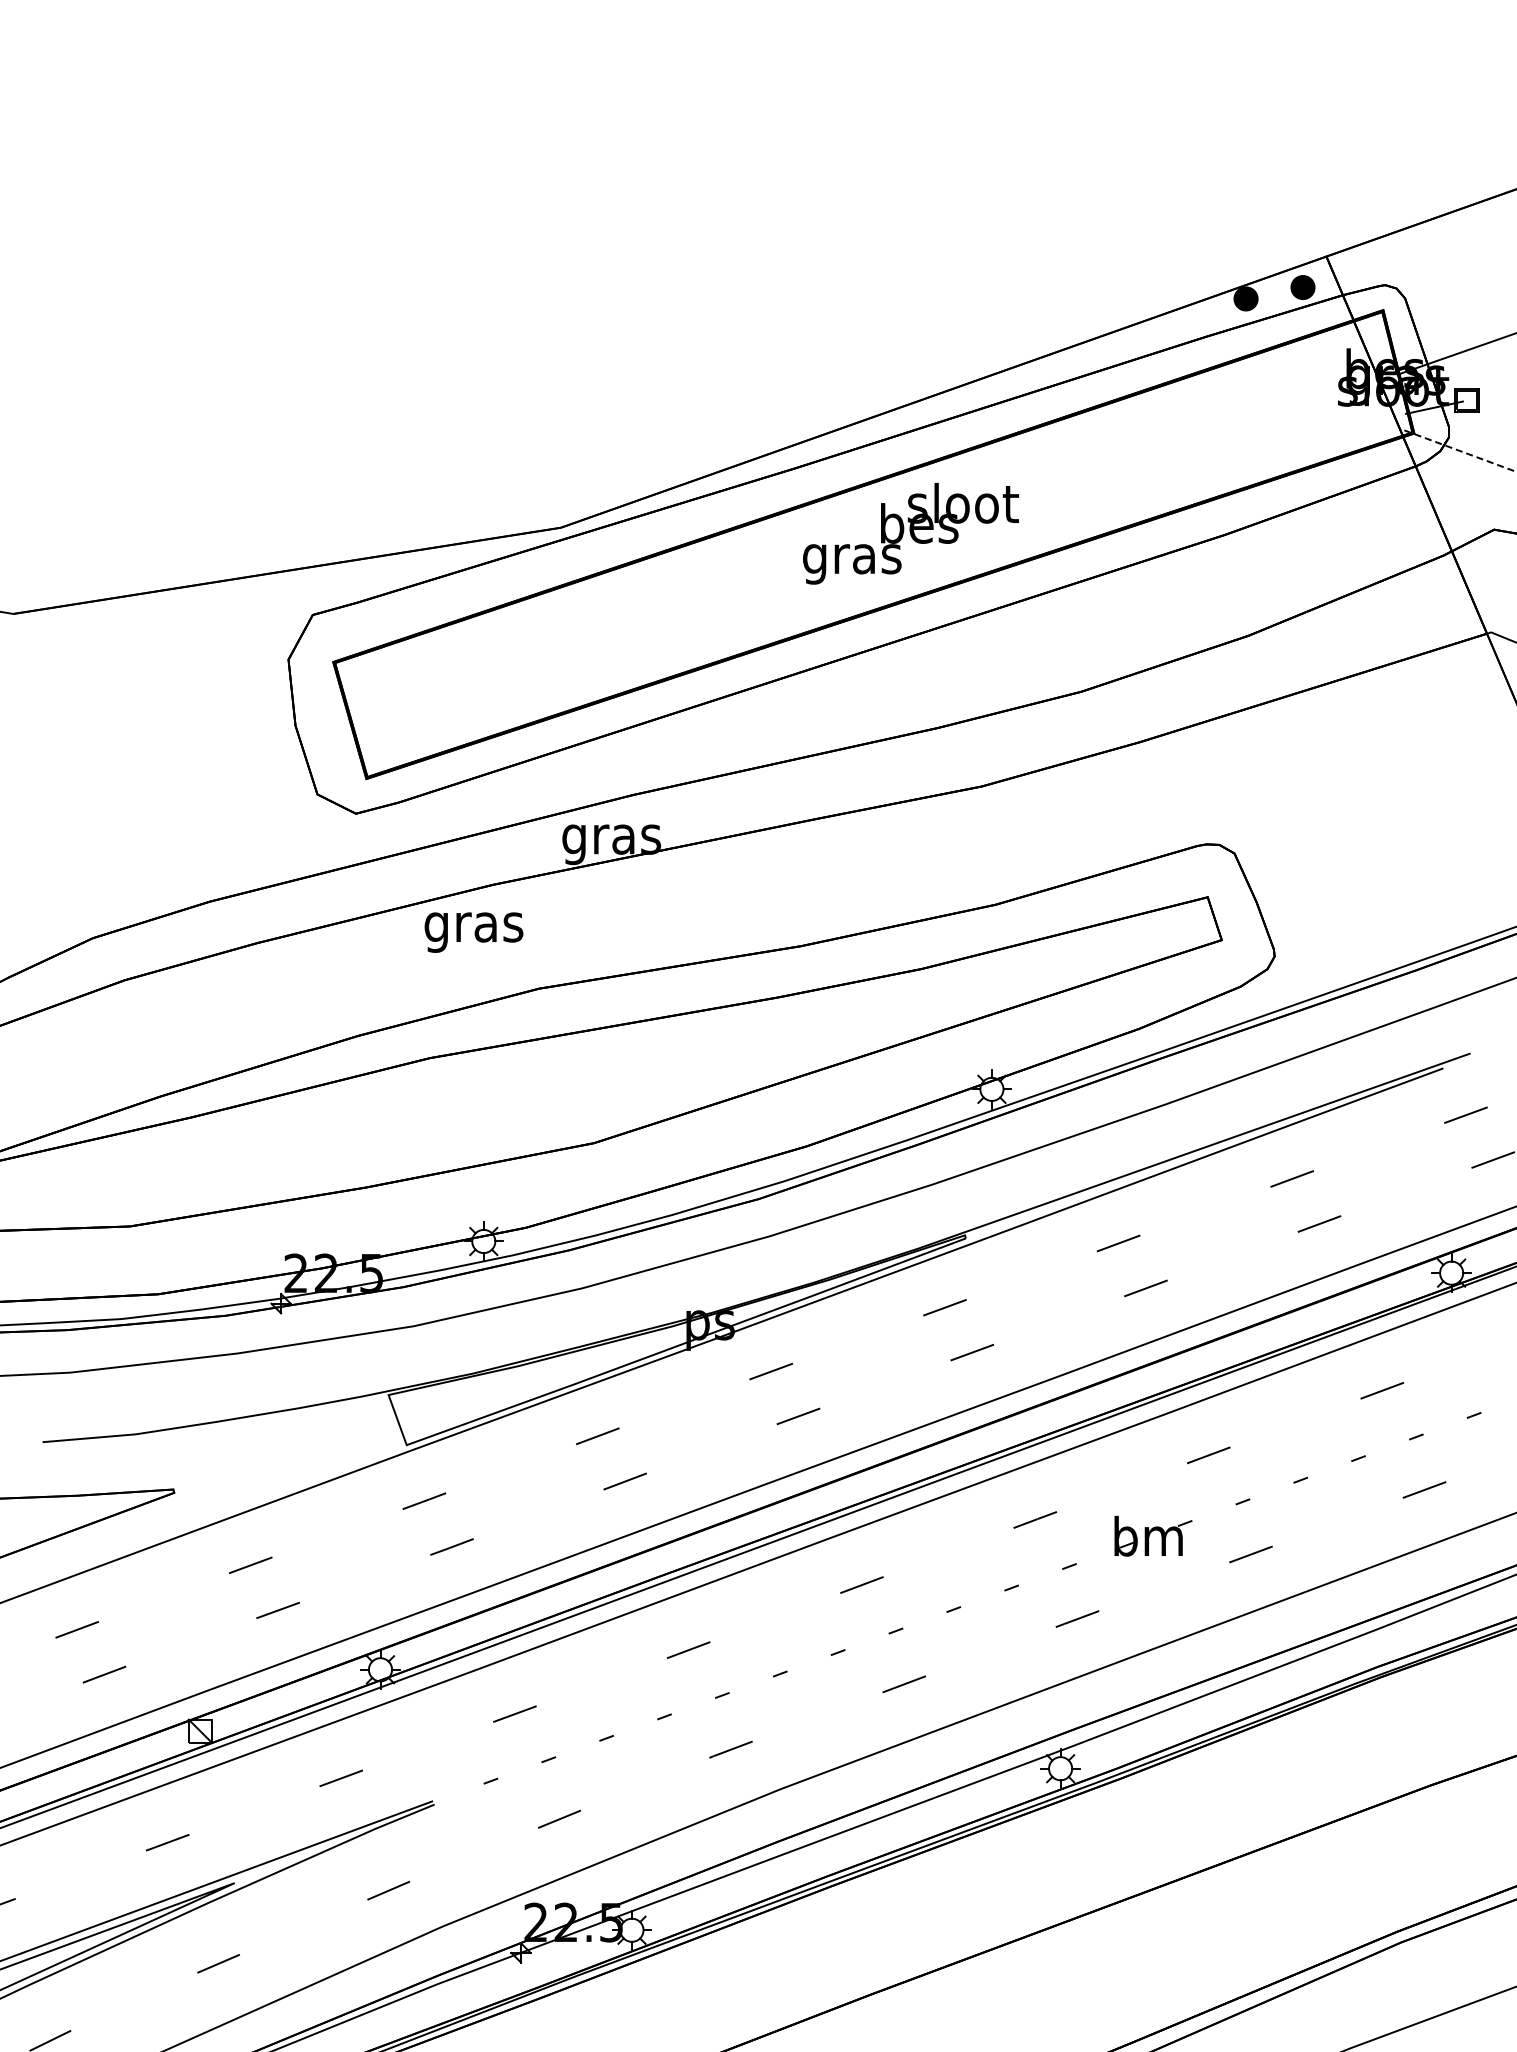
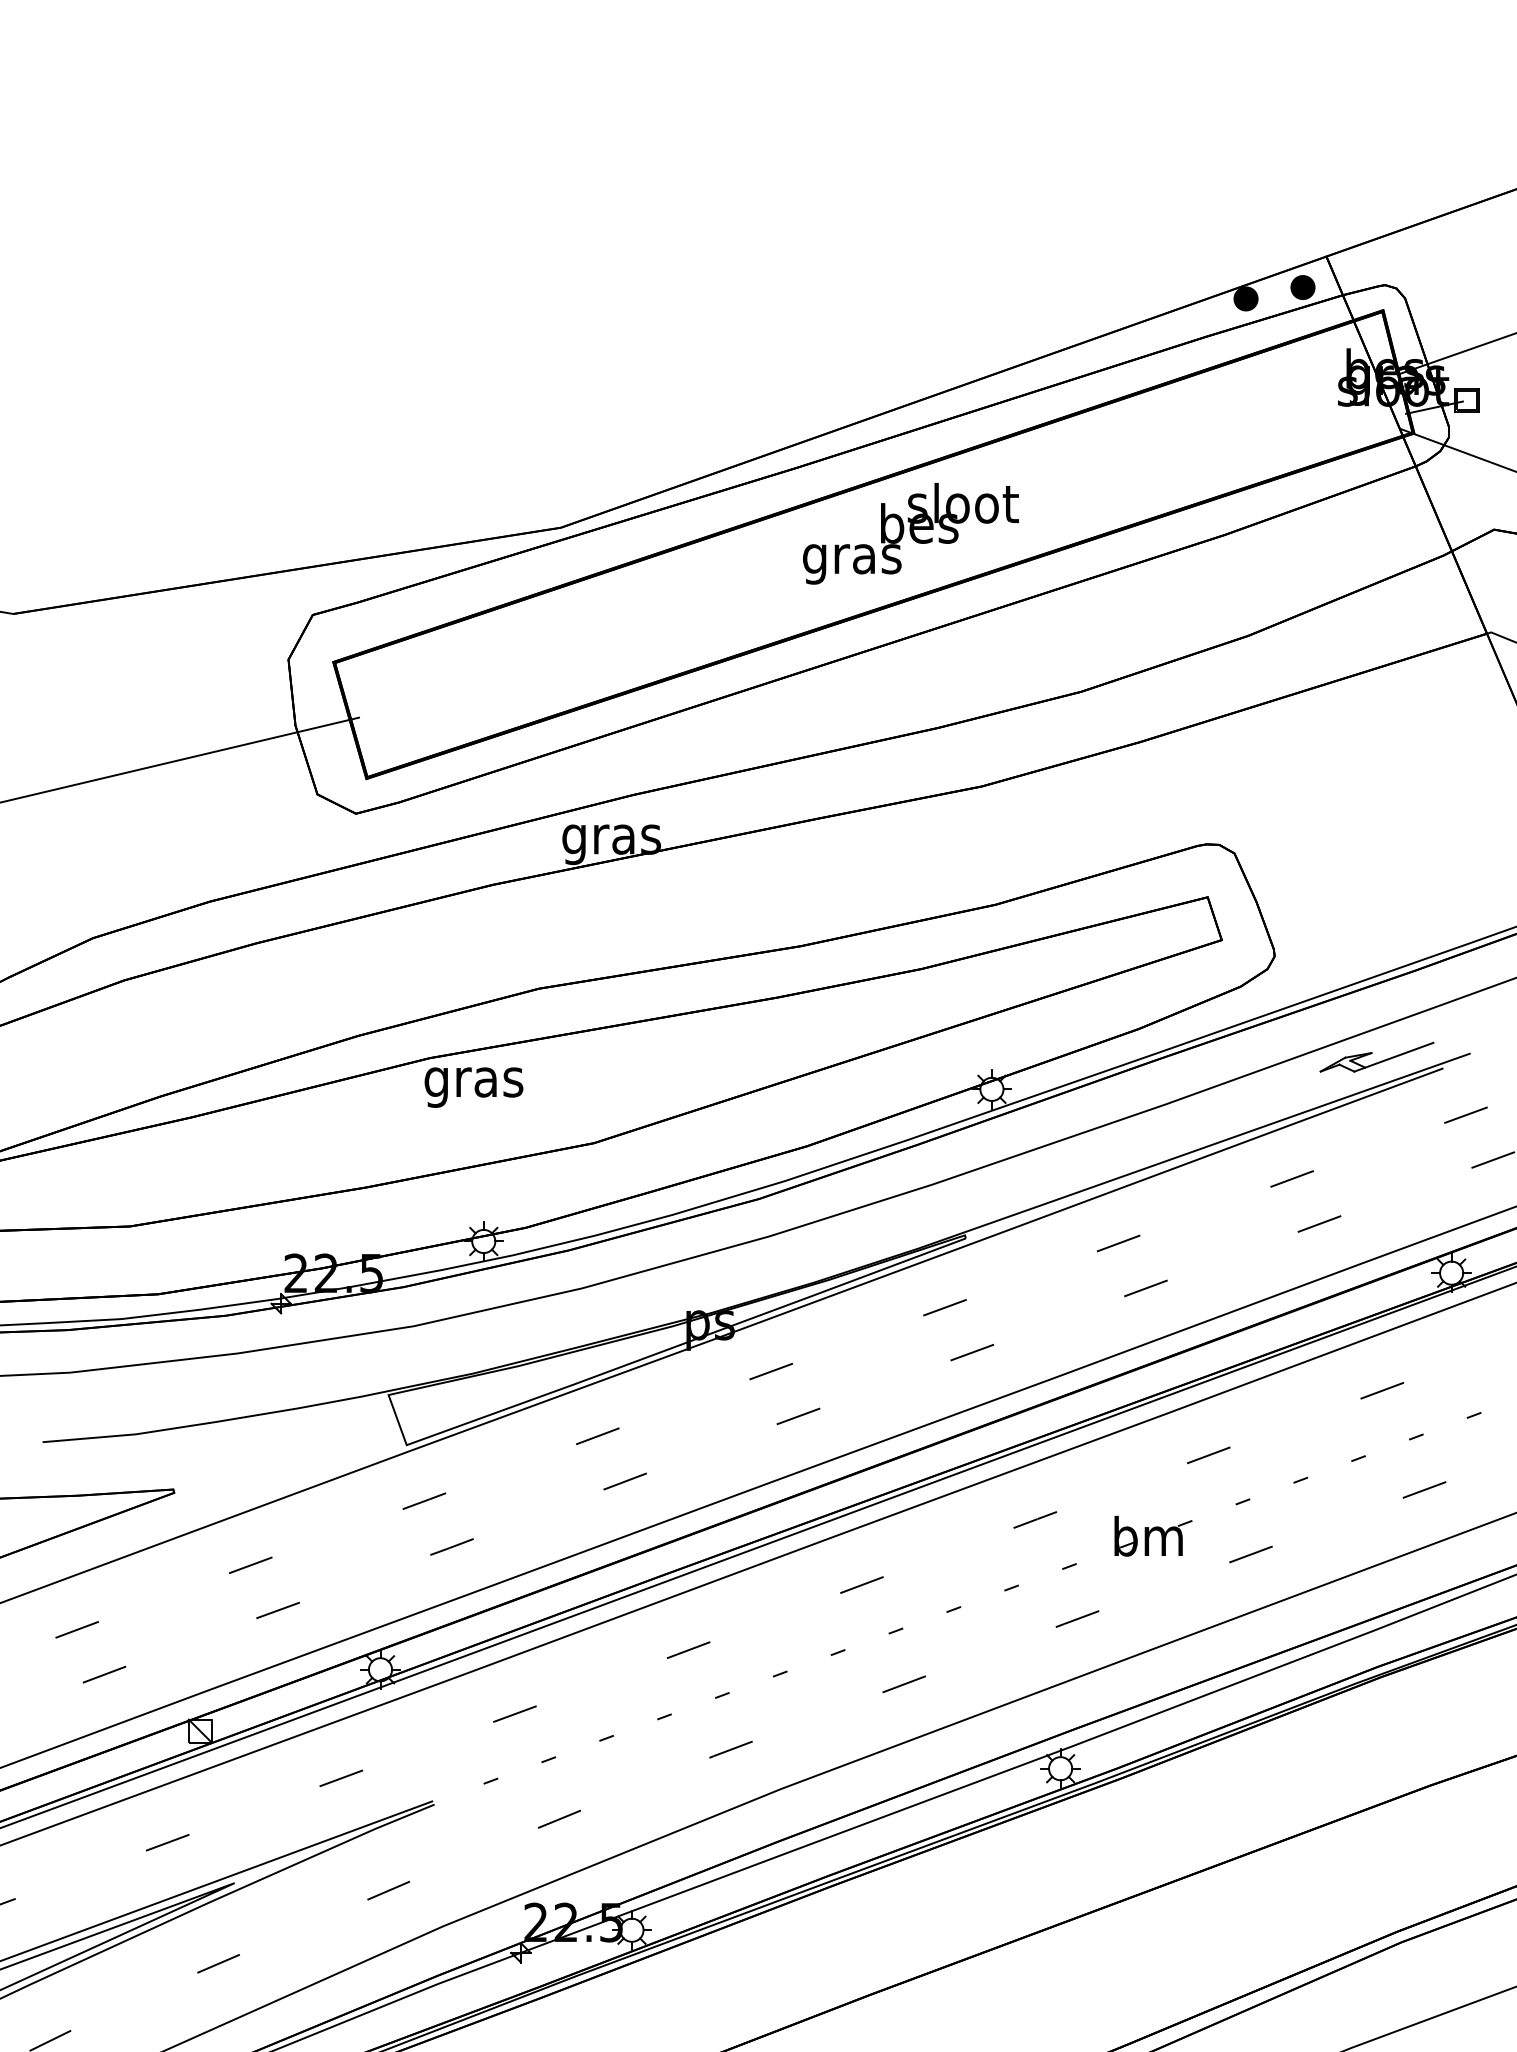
line: dashed -> solid (1458, 450)
line: none -> present (180, 759)
text position: (473, 932) -> (473, 1087) (473, 1087)
part: none -> present (1376, 1056)
